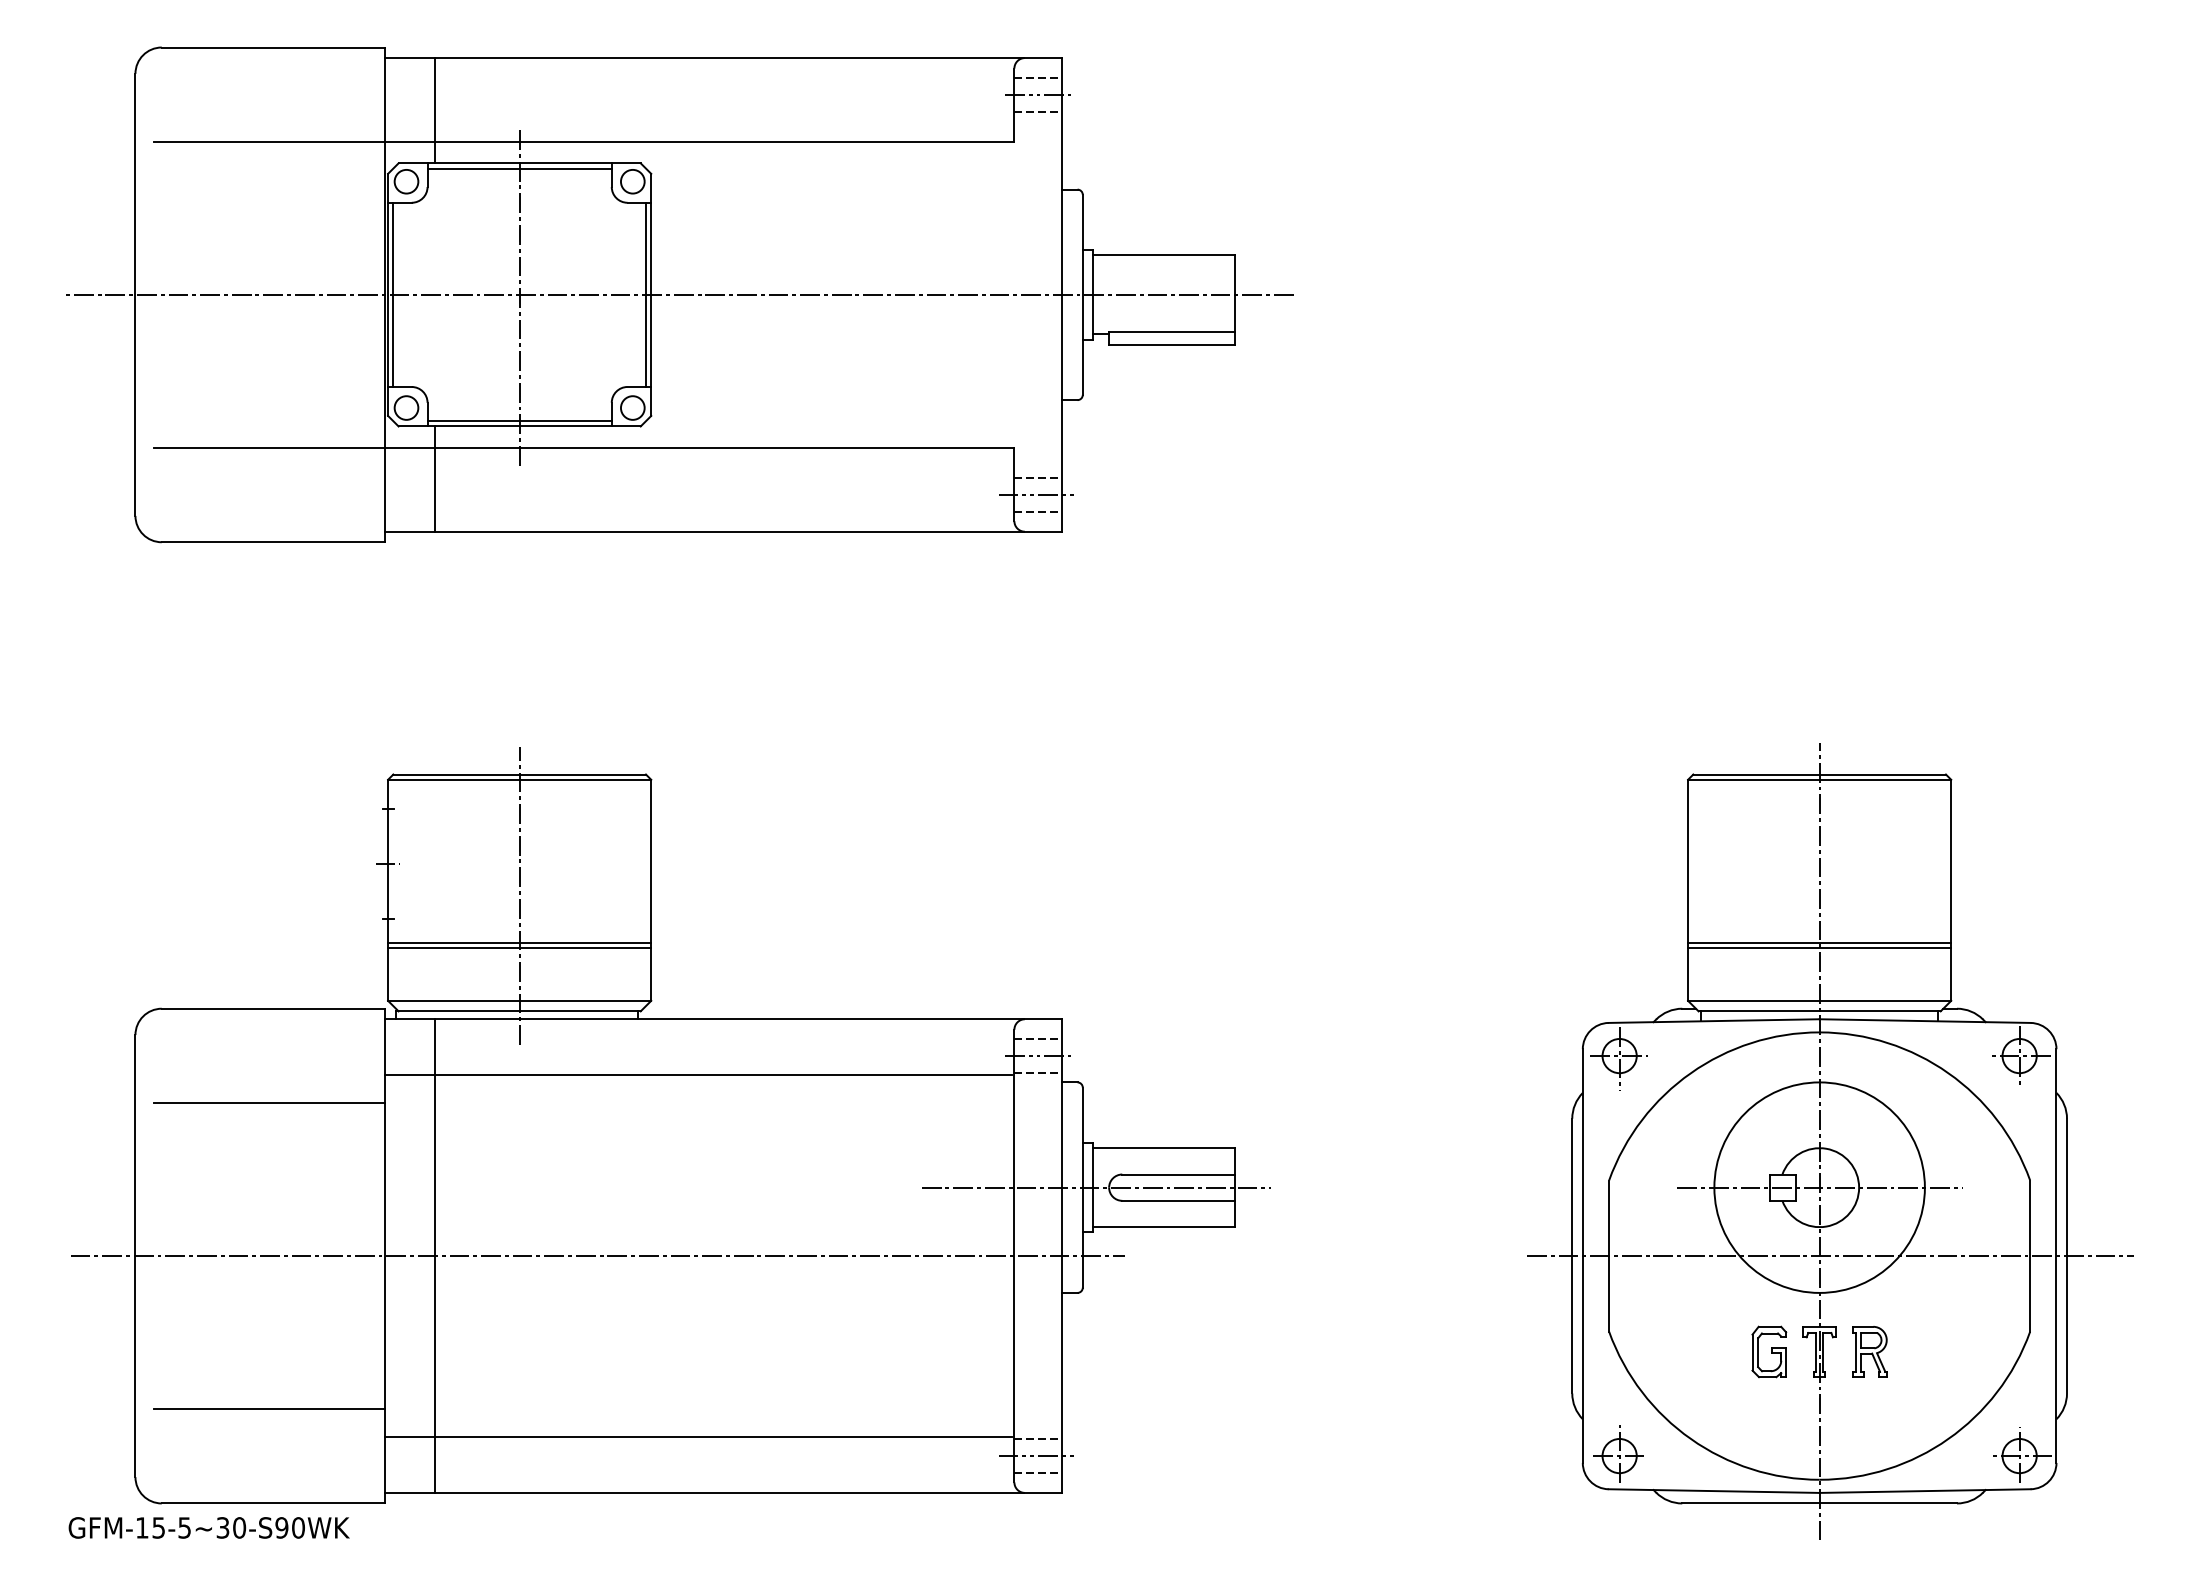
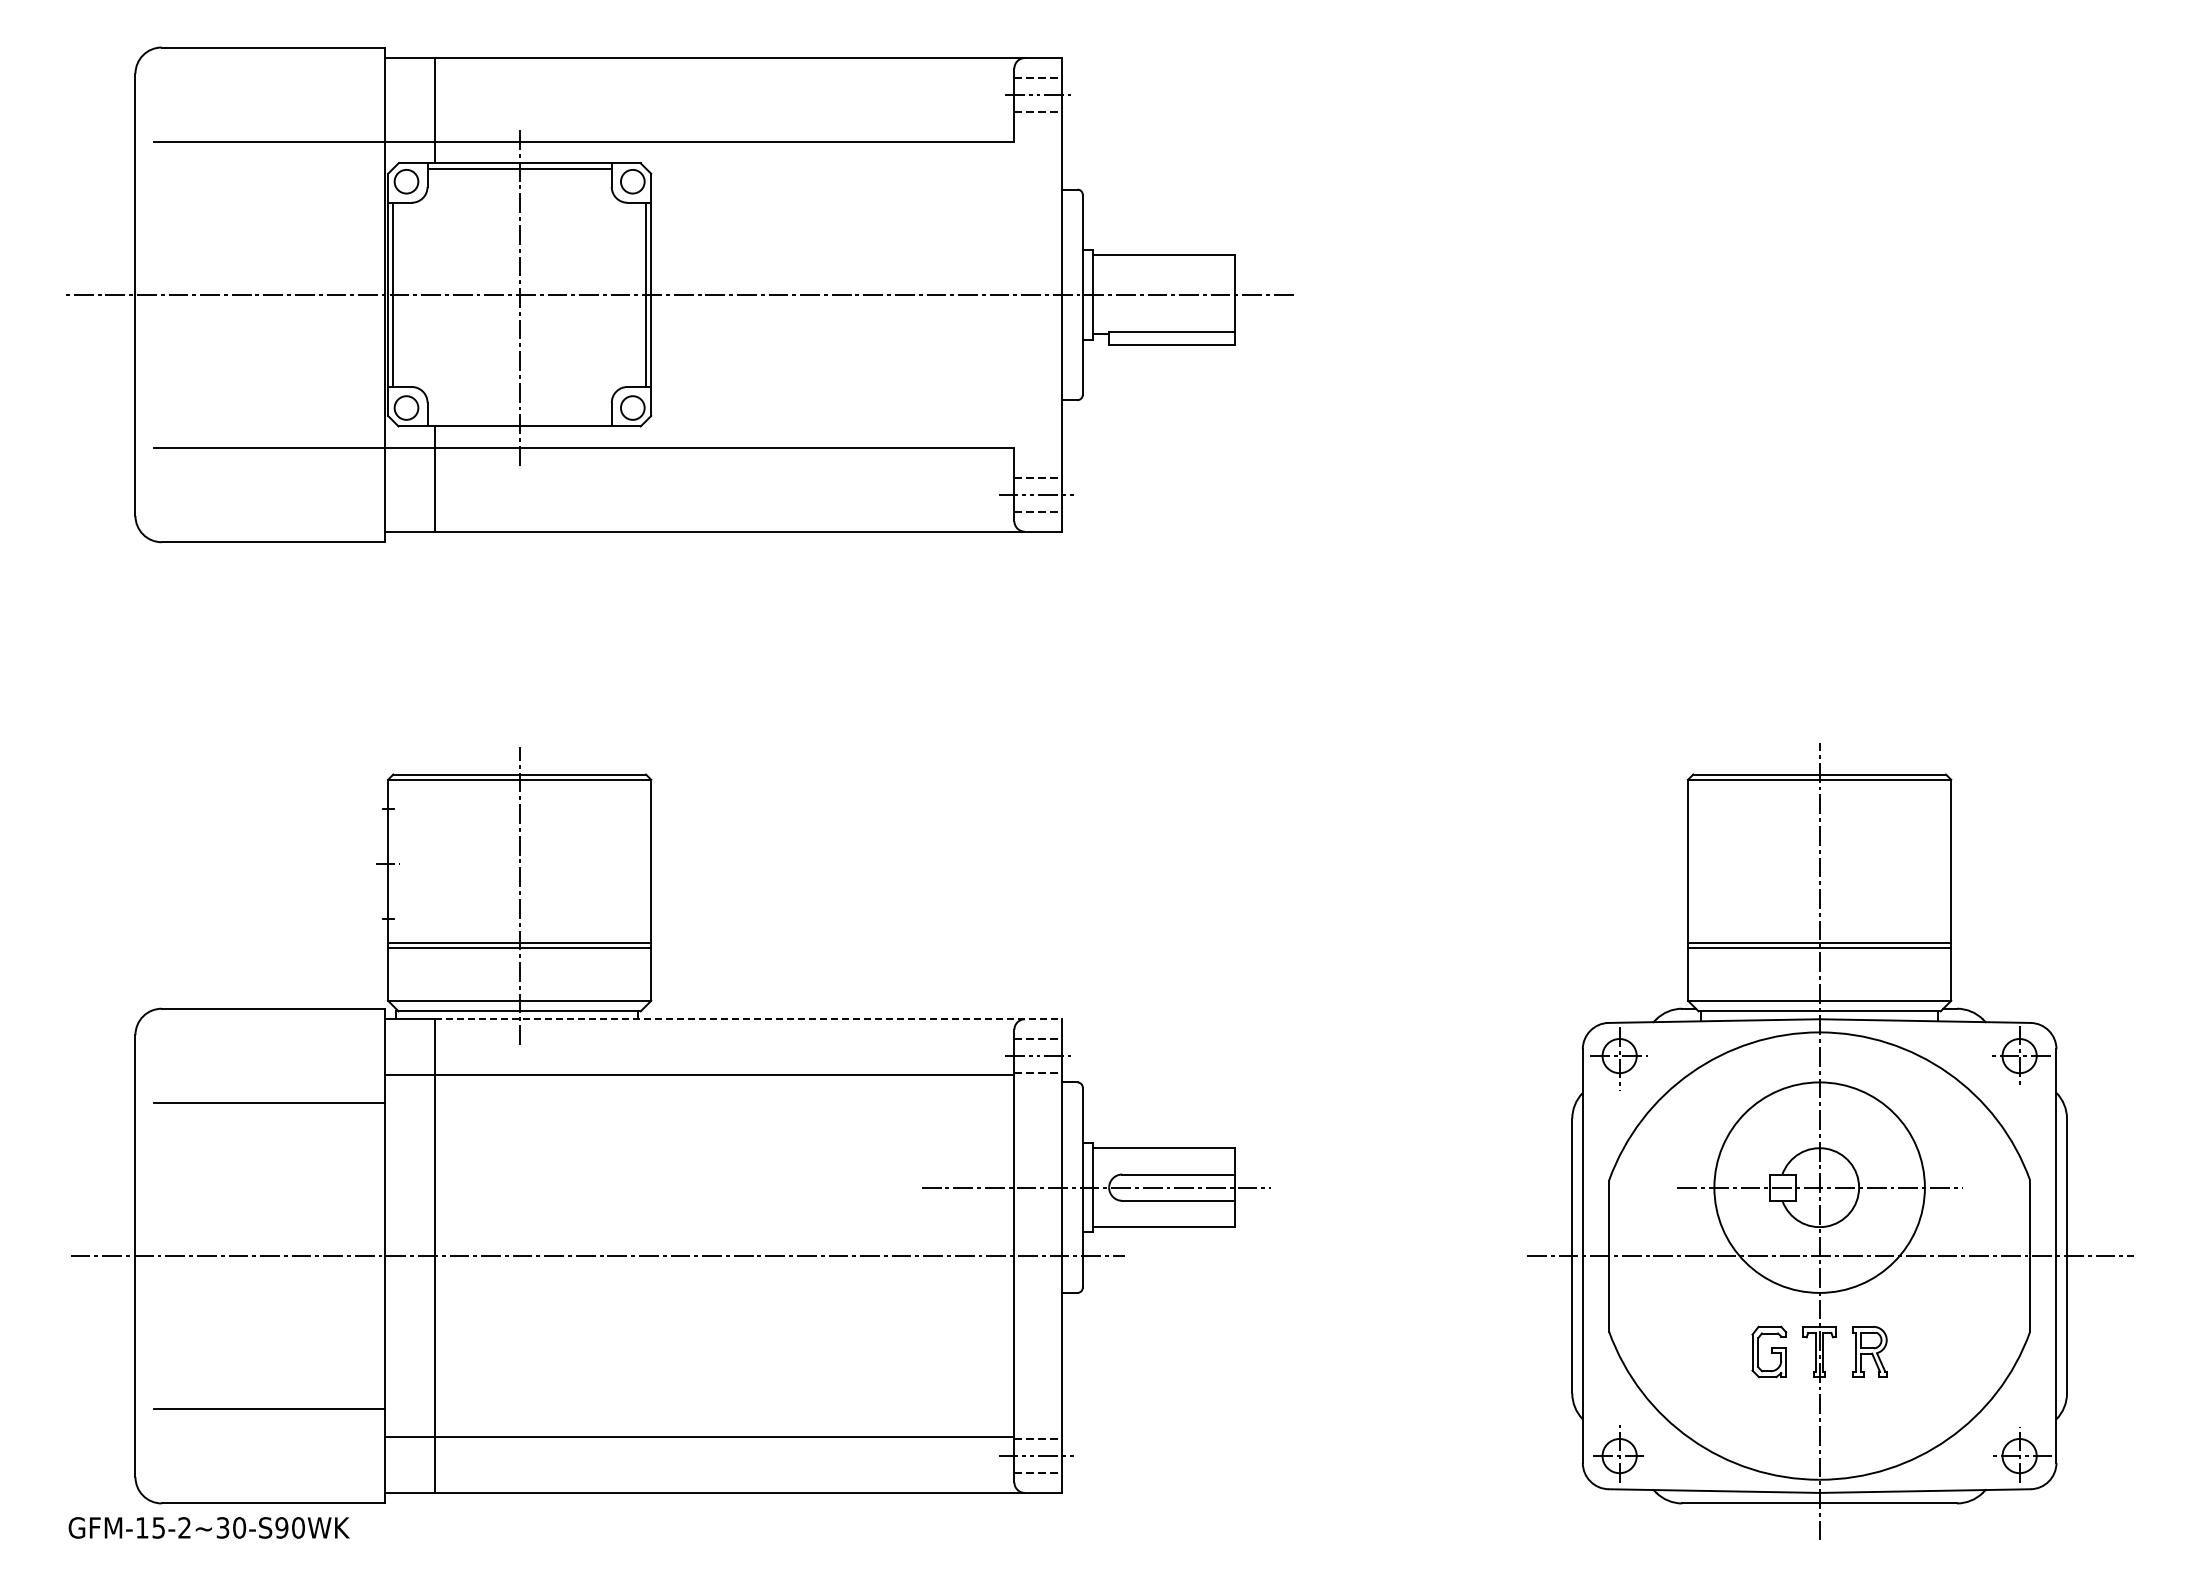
line: present -> none (519, 421)
line: solid -> dashed (749, 1019)
text: GFM-15-5~30-S90WK -> GFM-15-2~30-S90WK (184, 1527)
